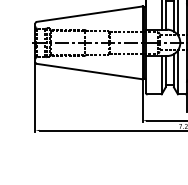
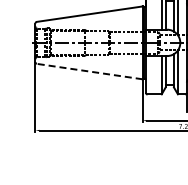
line: solid -> dashed (89, 71)
